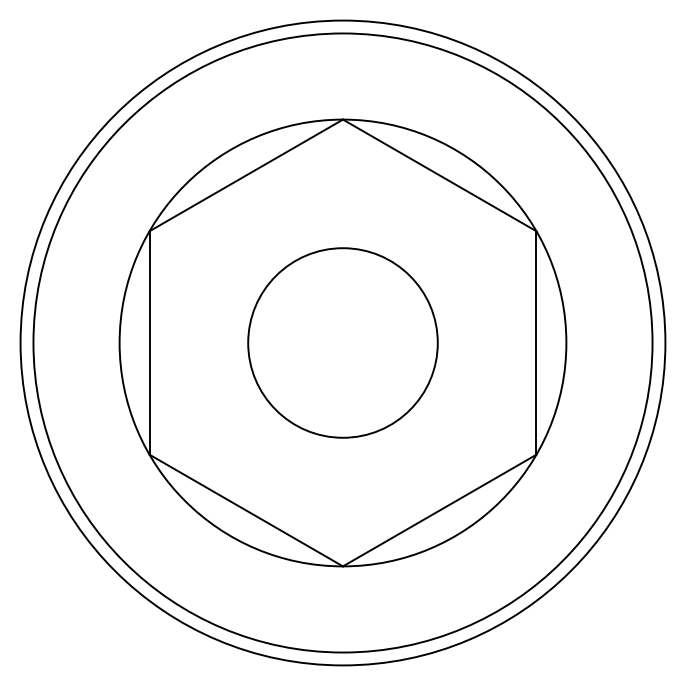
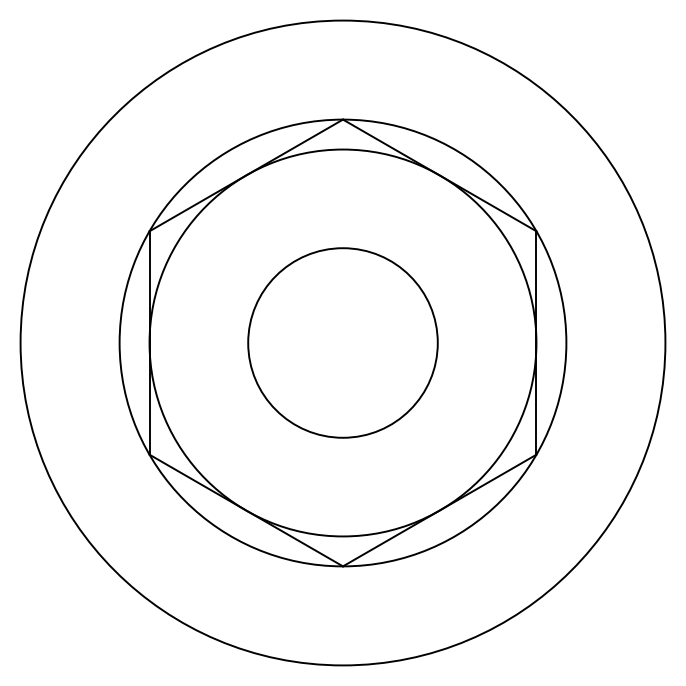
circle diameter: 619 px -> 387 px (342, 342)
